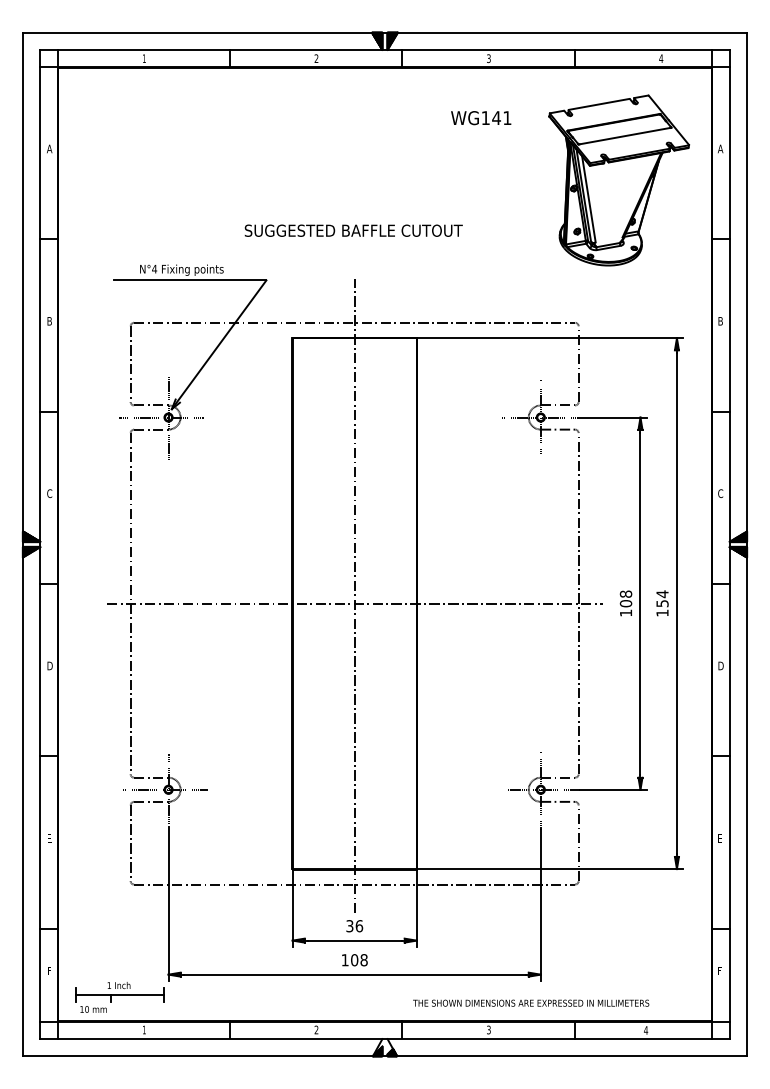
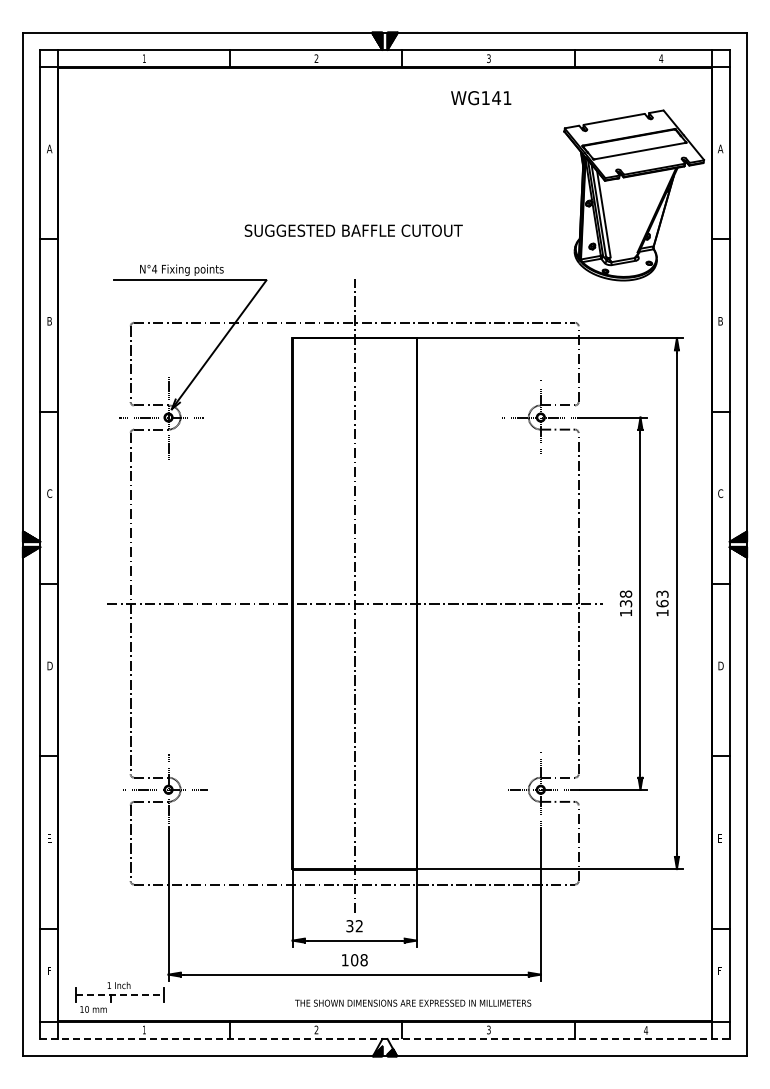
text position: (481, 118) -> (481, 98) (481, 98)
part position: (619, 180) -> (634, 195) (634, 195)
text: 154 -> 163 (662, 598)
text: 108 -> 138 (626, 603)
text: 36 -> 32 (359, 926)
line: solid -> dashed (120, 995)
text position: (531, 1002) -> (413, 1002) (413, 1002)
line: solid -> dashed (384, 1039)
